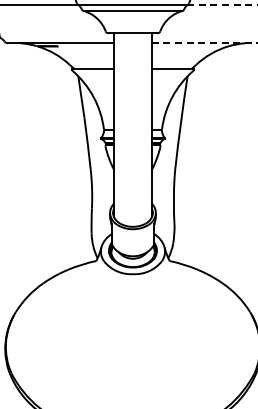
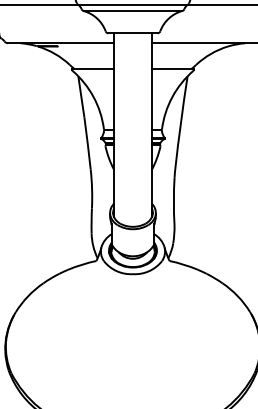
line: dashed -> solid (222, 5)
line: dashed -> solid (204, 43)
